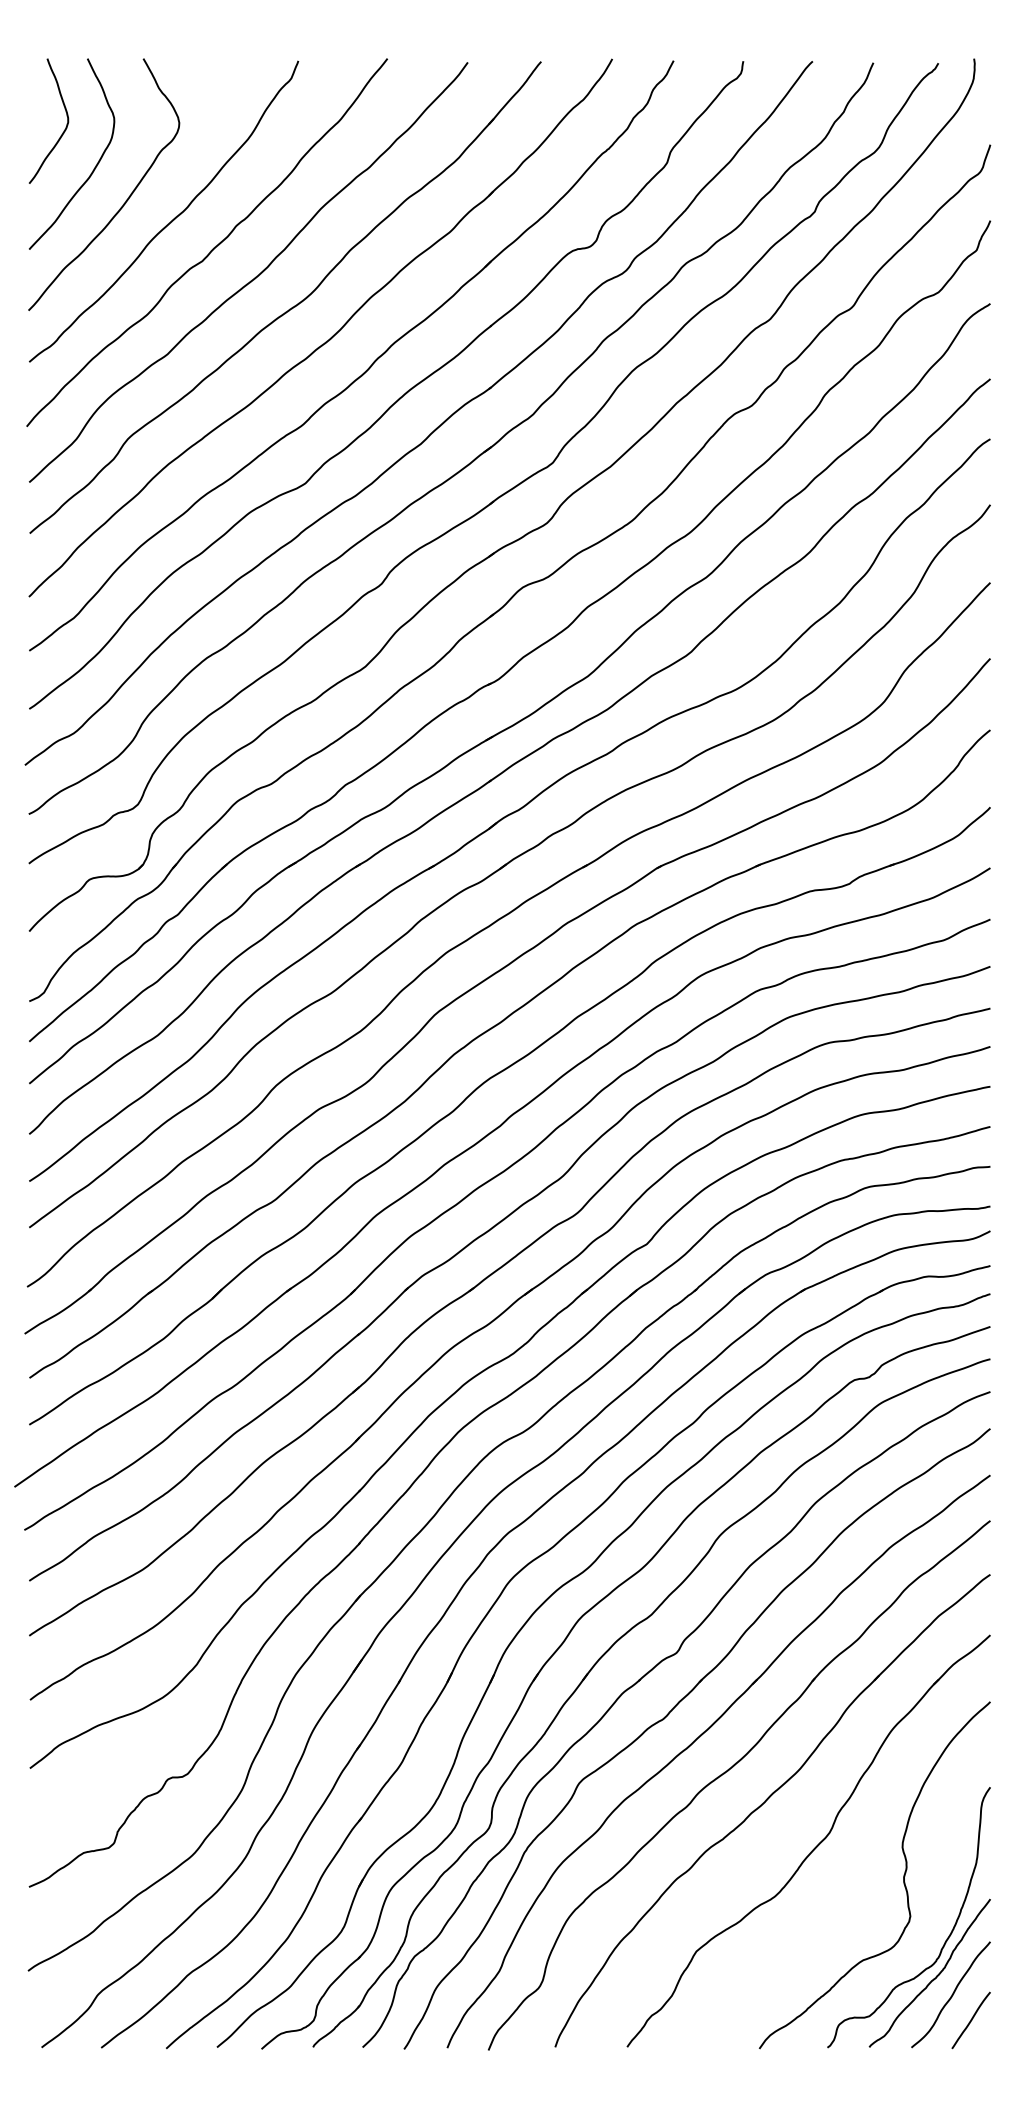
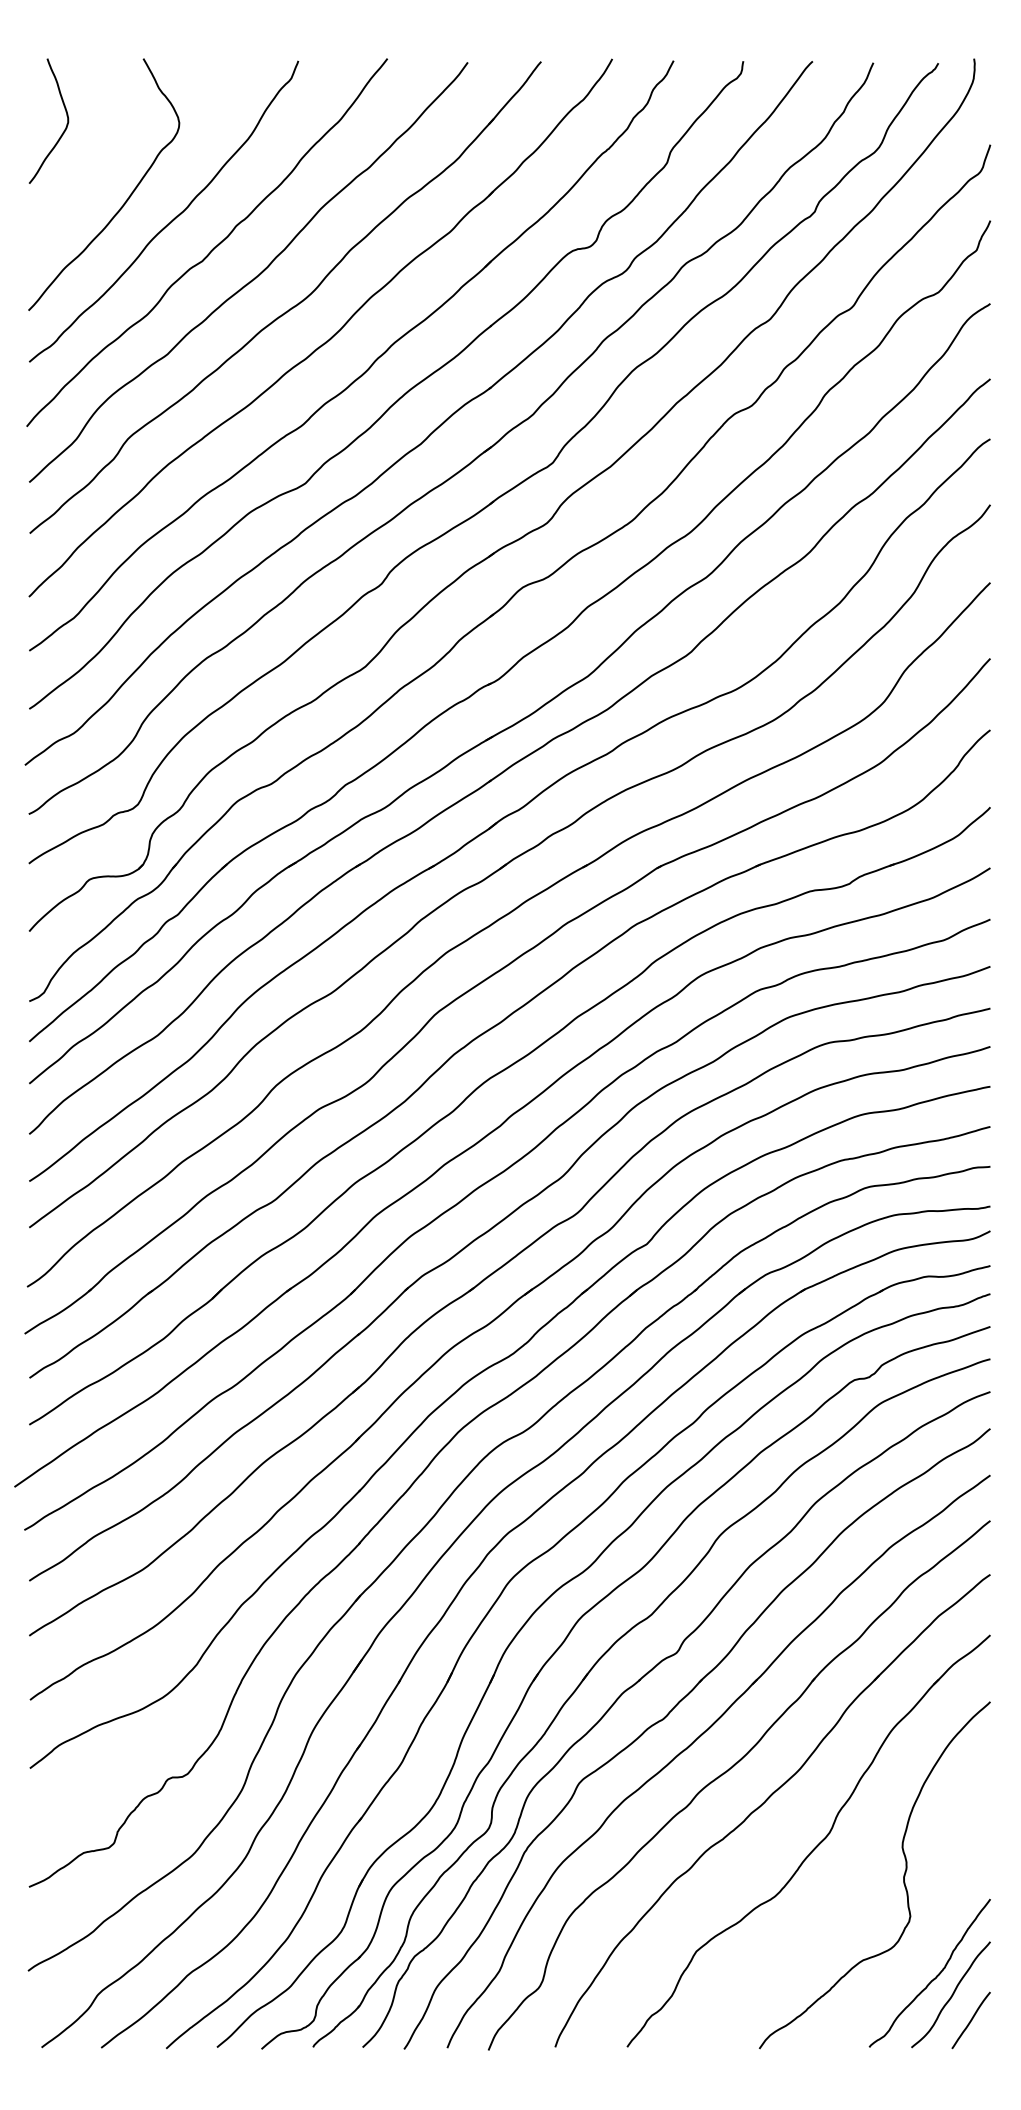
curve: present -> none (93, 168)
curve: present -> none (946, 1938)
